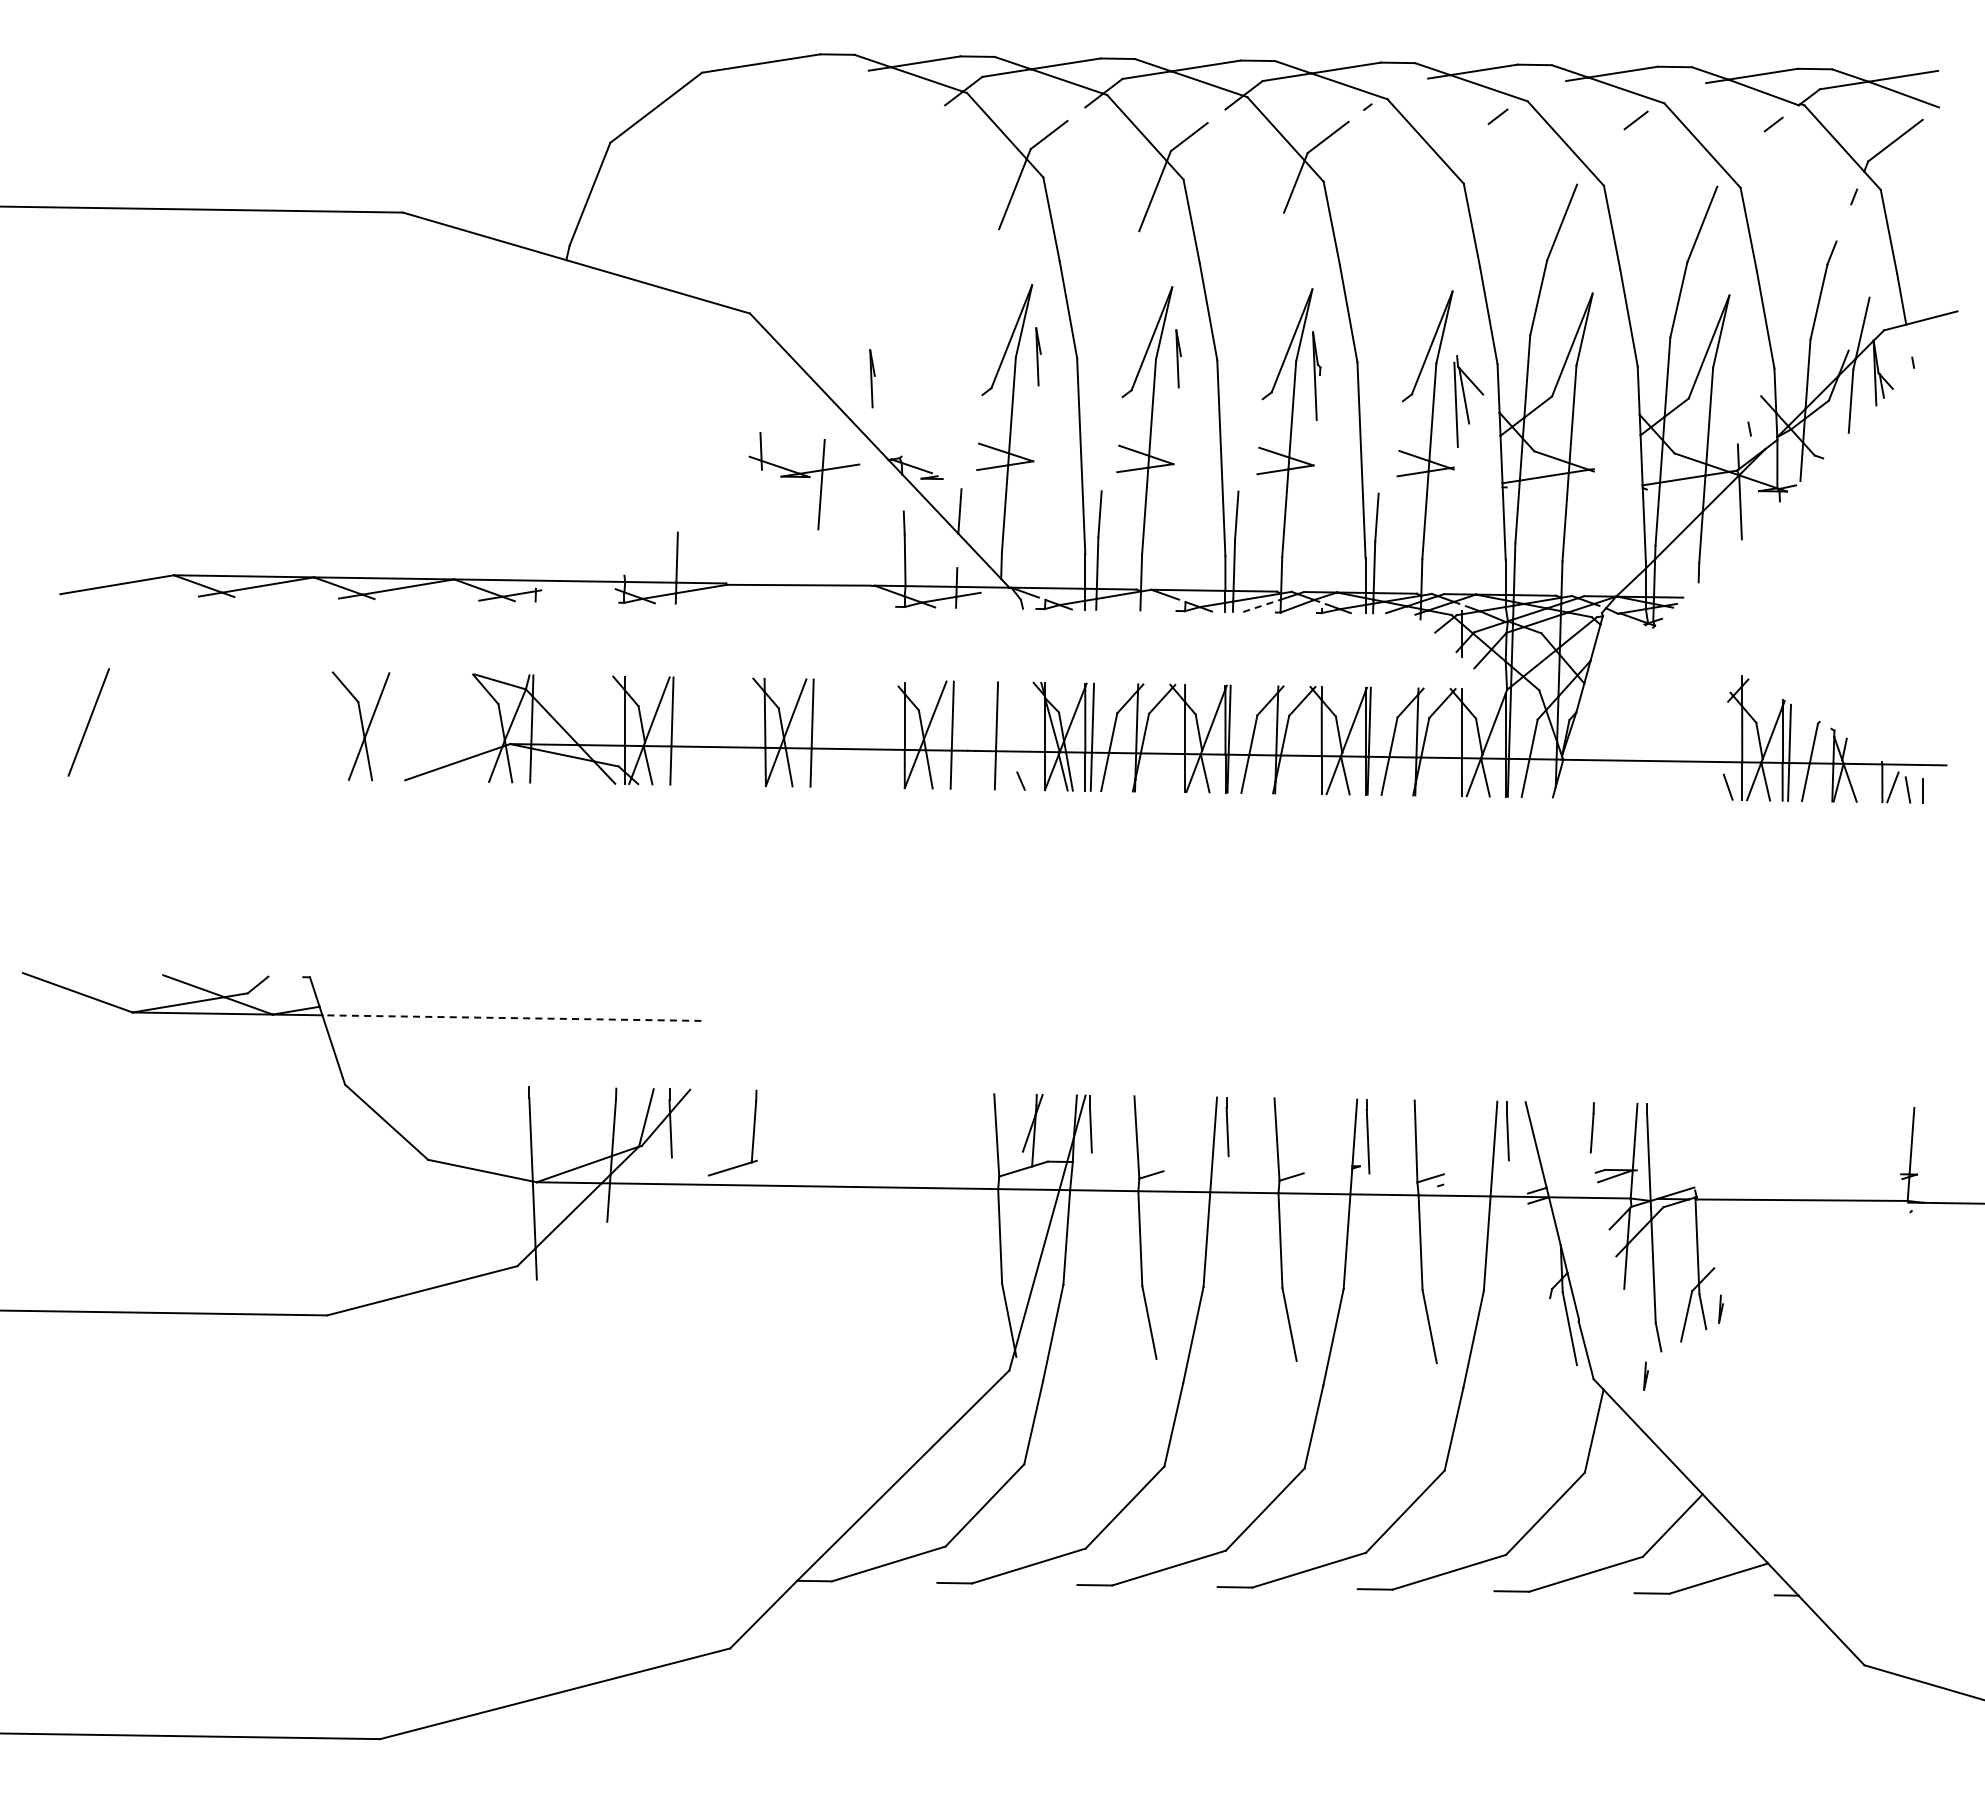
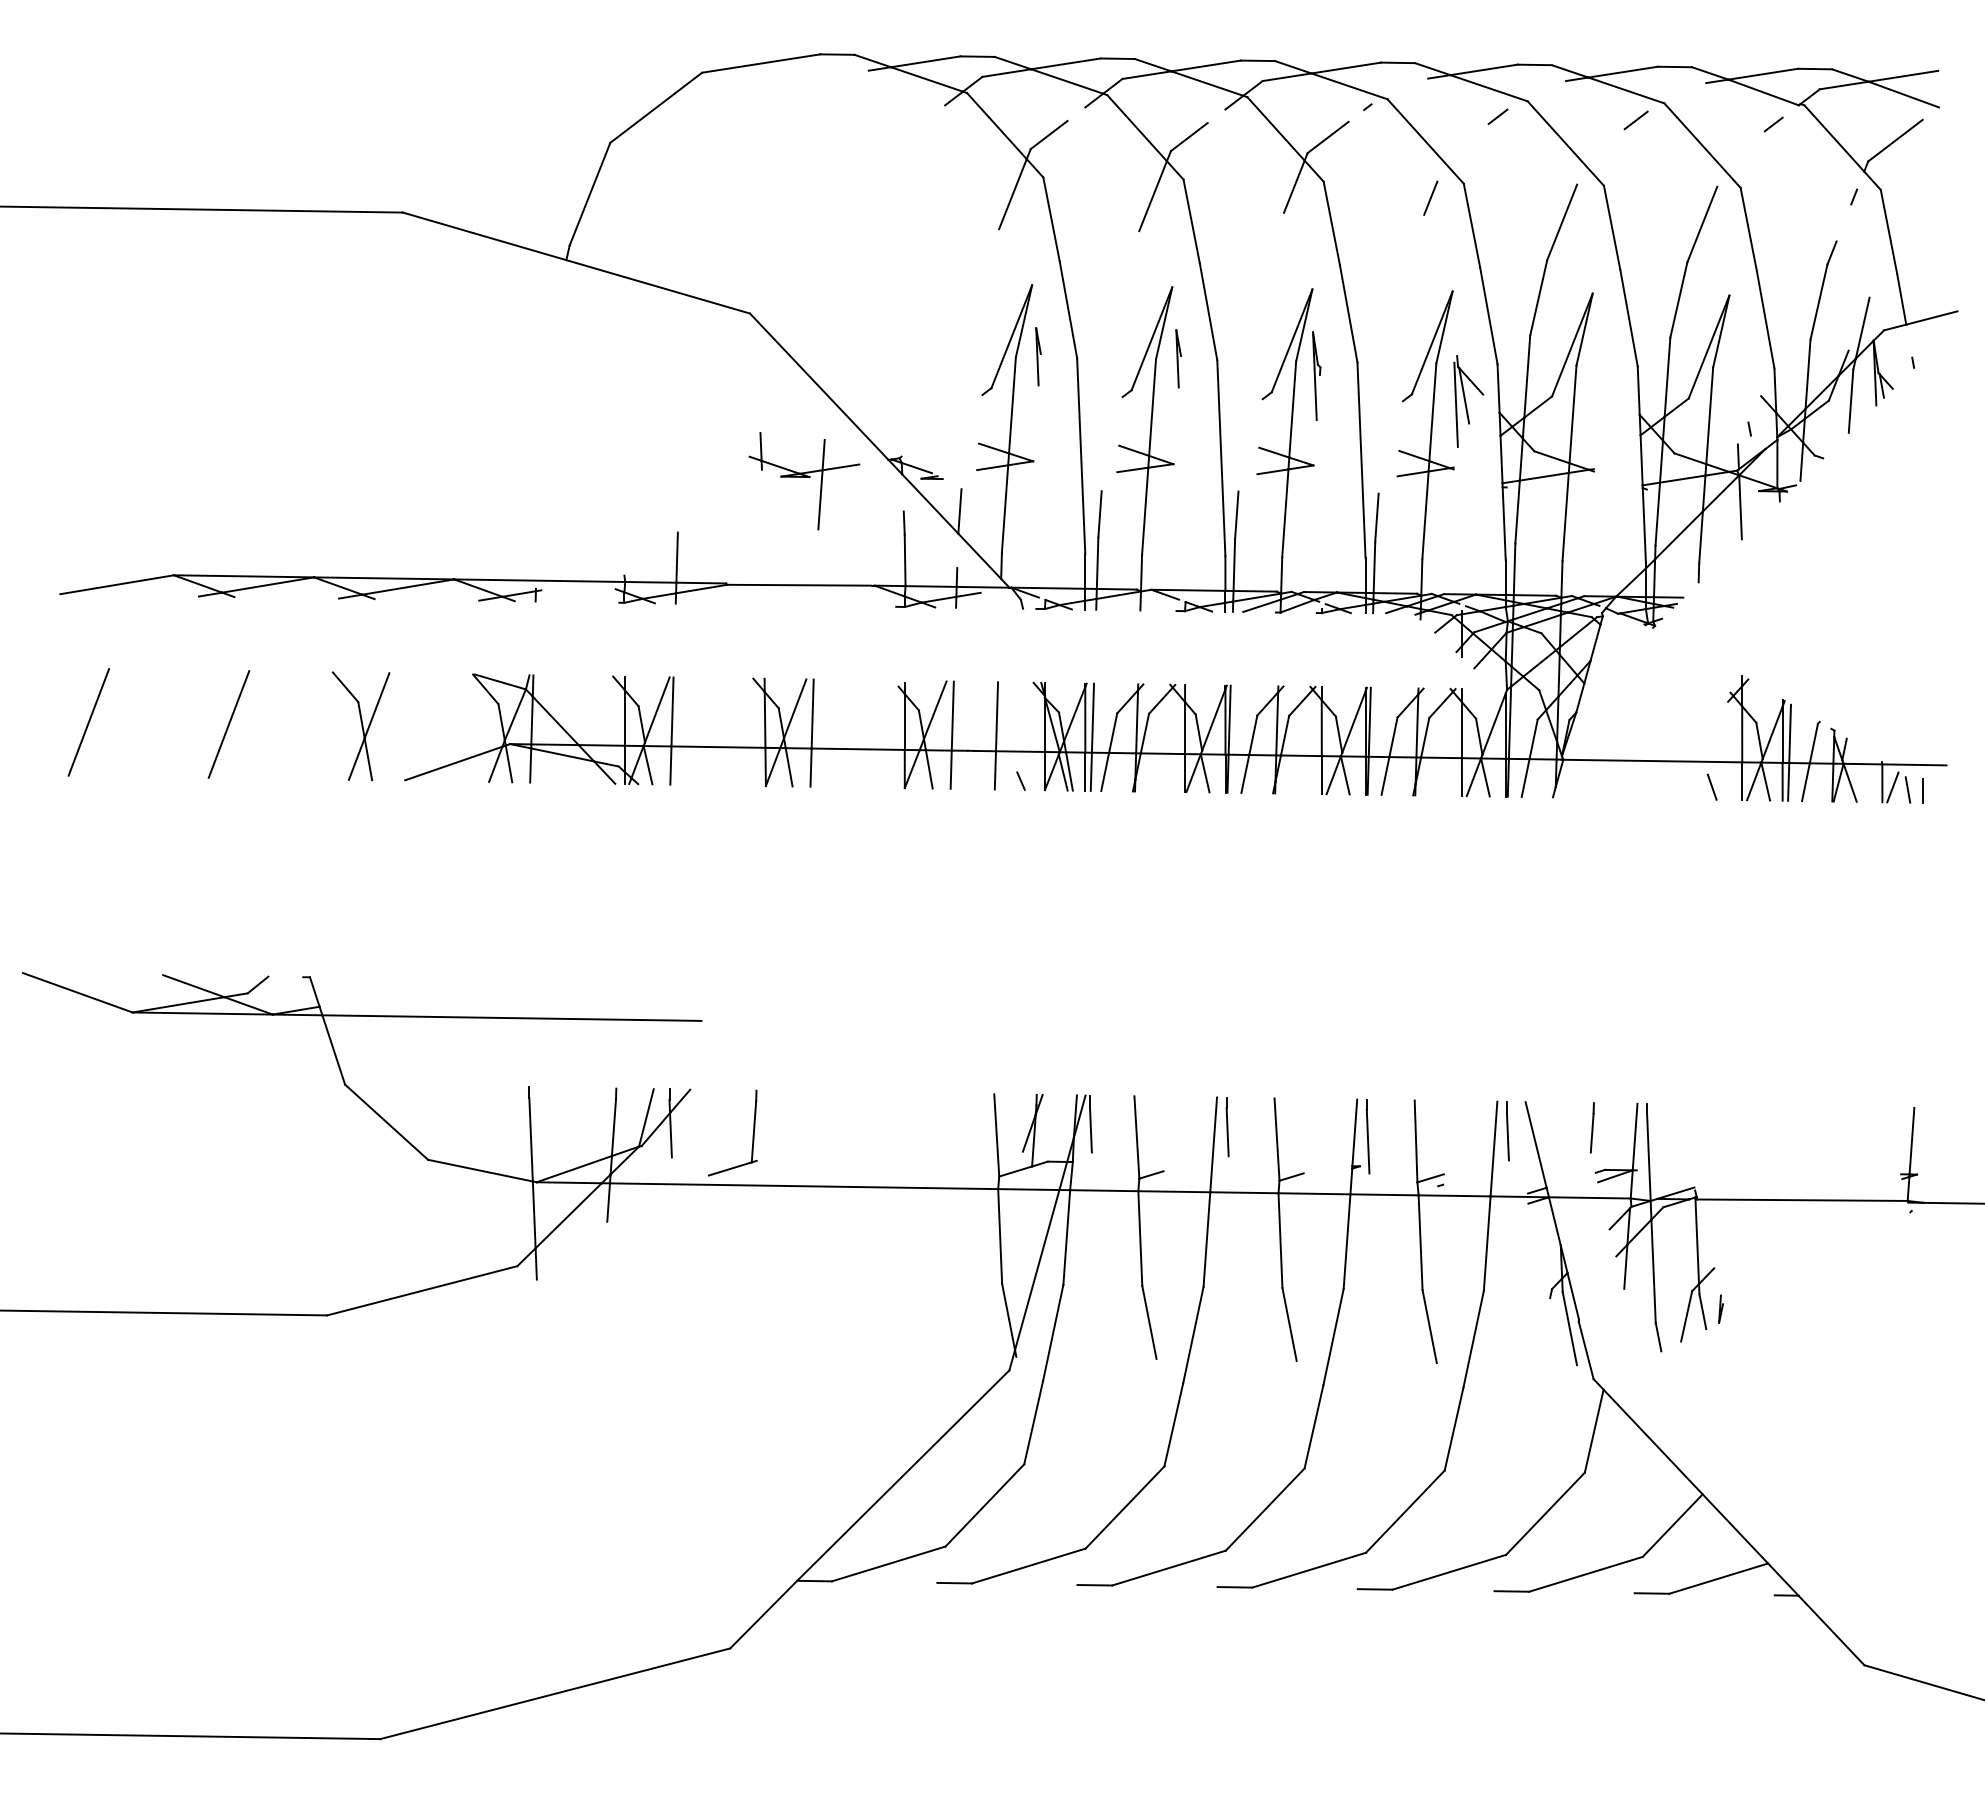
line: none -> present (1430, 197)
part: present -> none (872, 378)
line: dashed -> solid (1262, 605)
line: none -> present (228, 724)
line position: (1727, 786) -> (1711, 786) (1711, 786)
line: dashed -> solid (511, 1018)
part: present -> none (1645, 1375)
